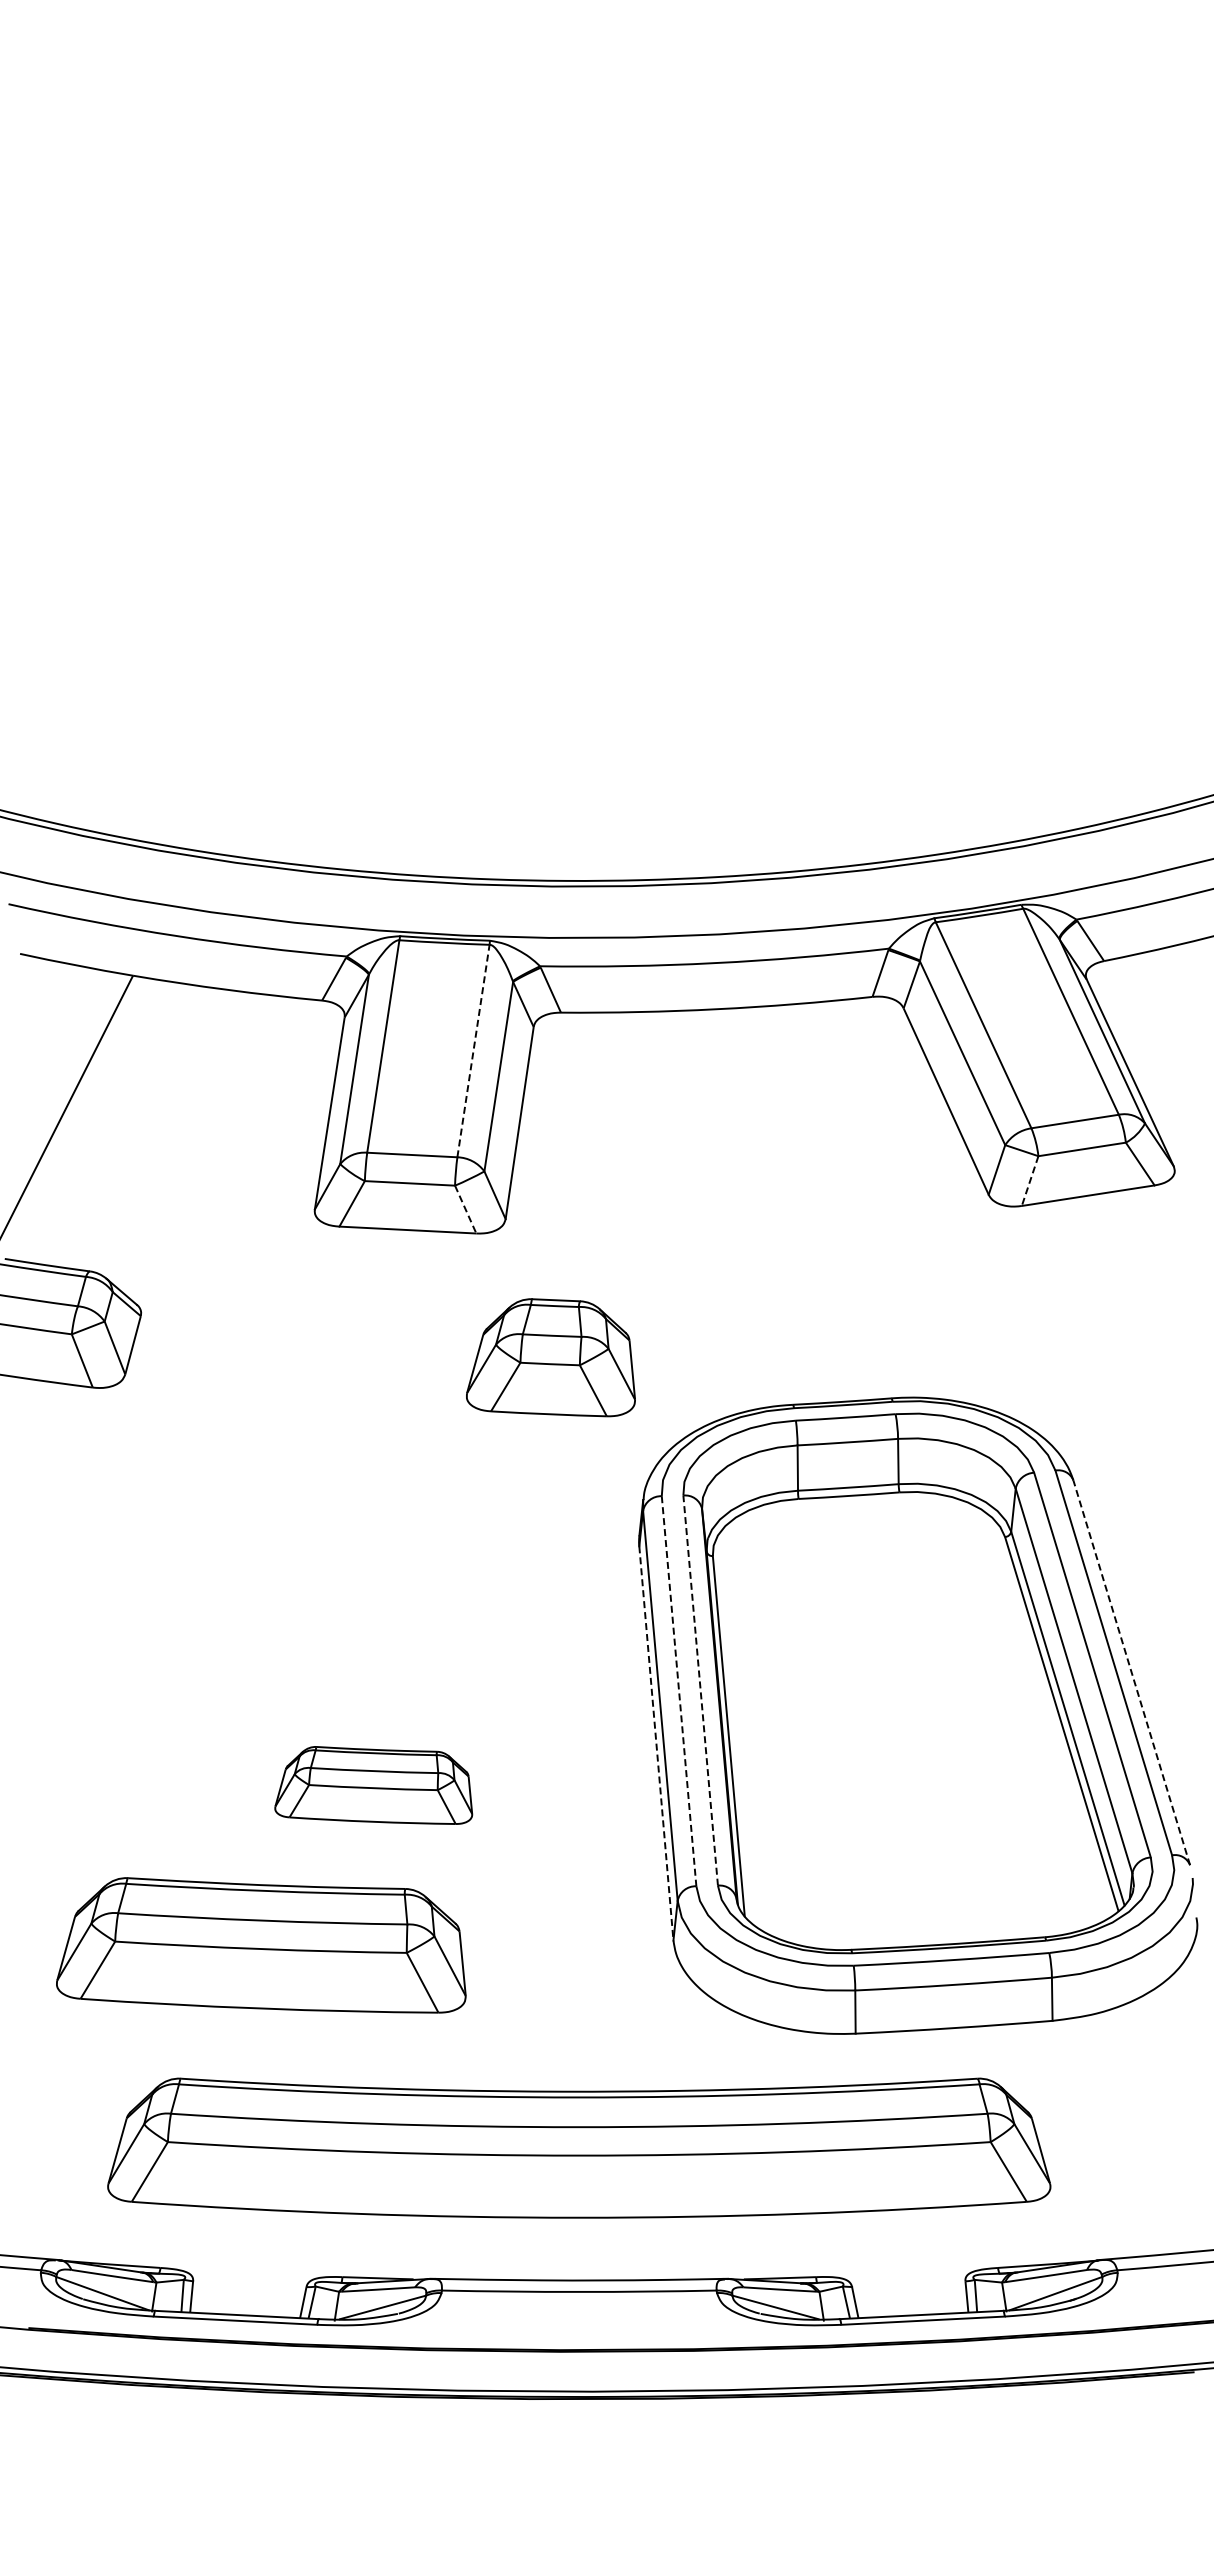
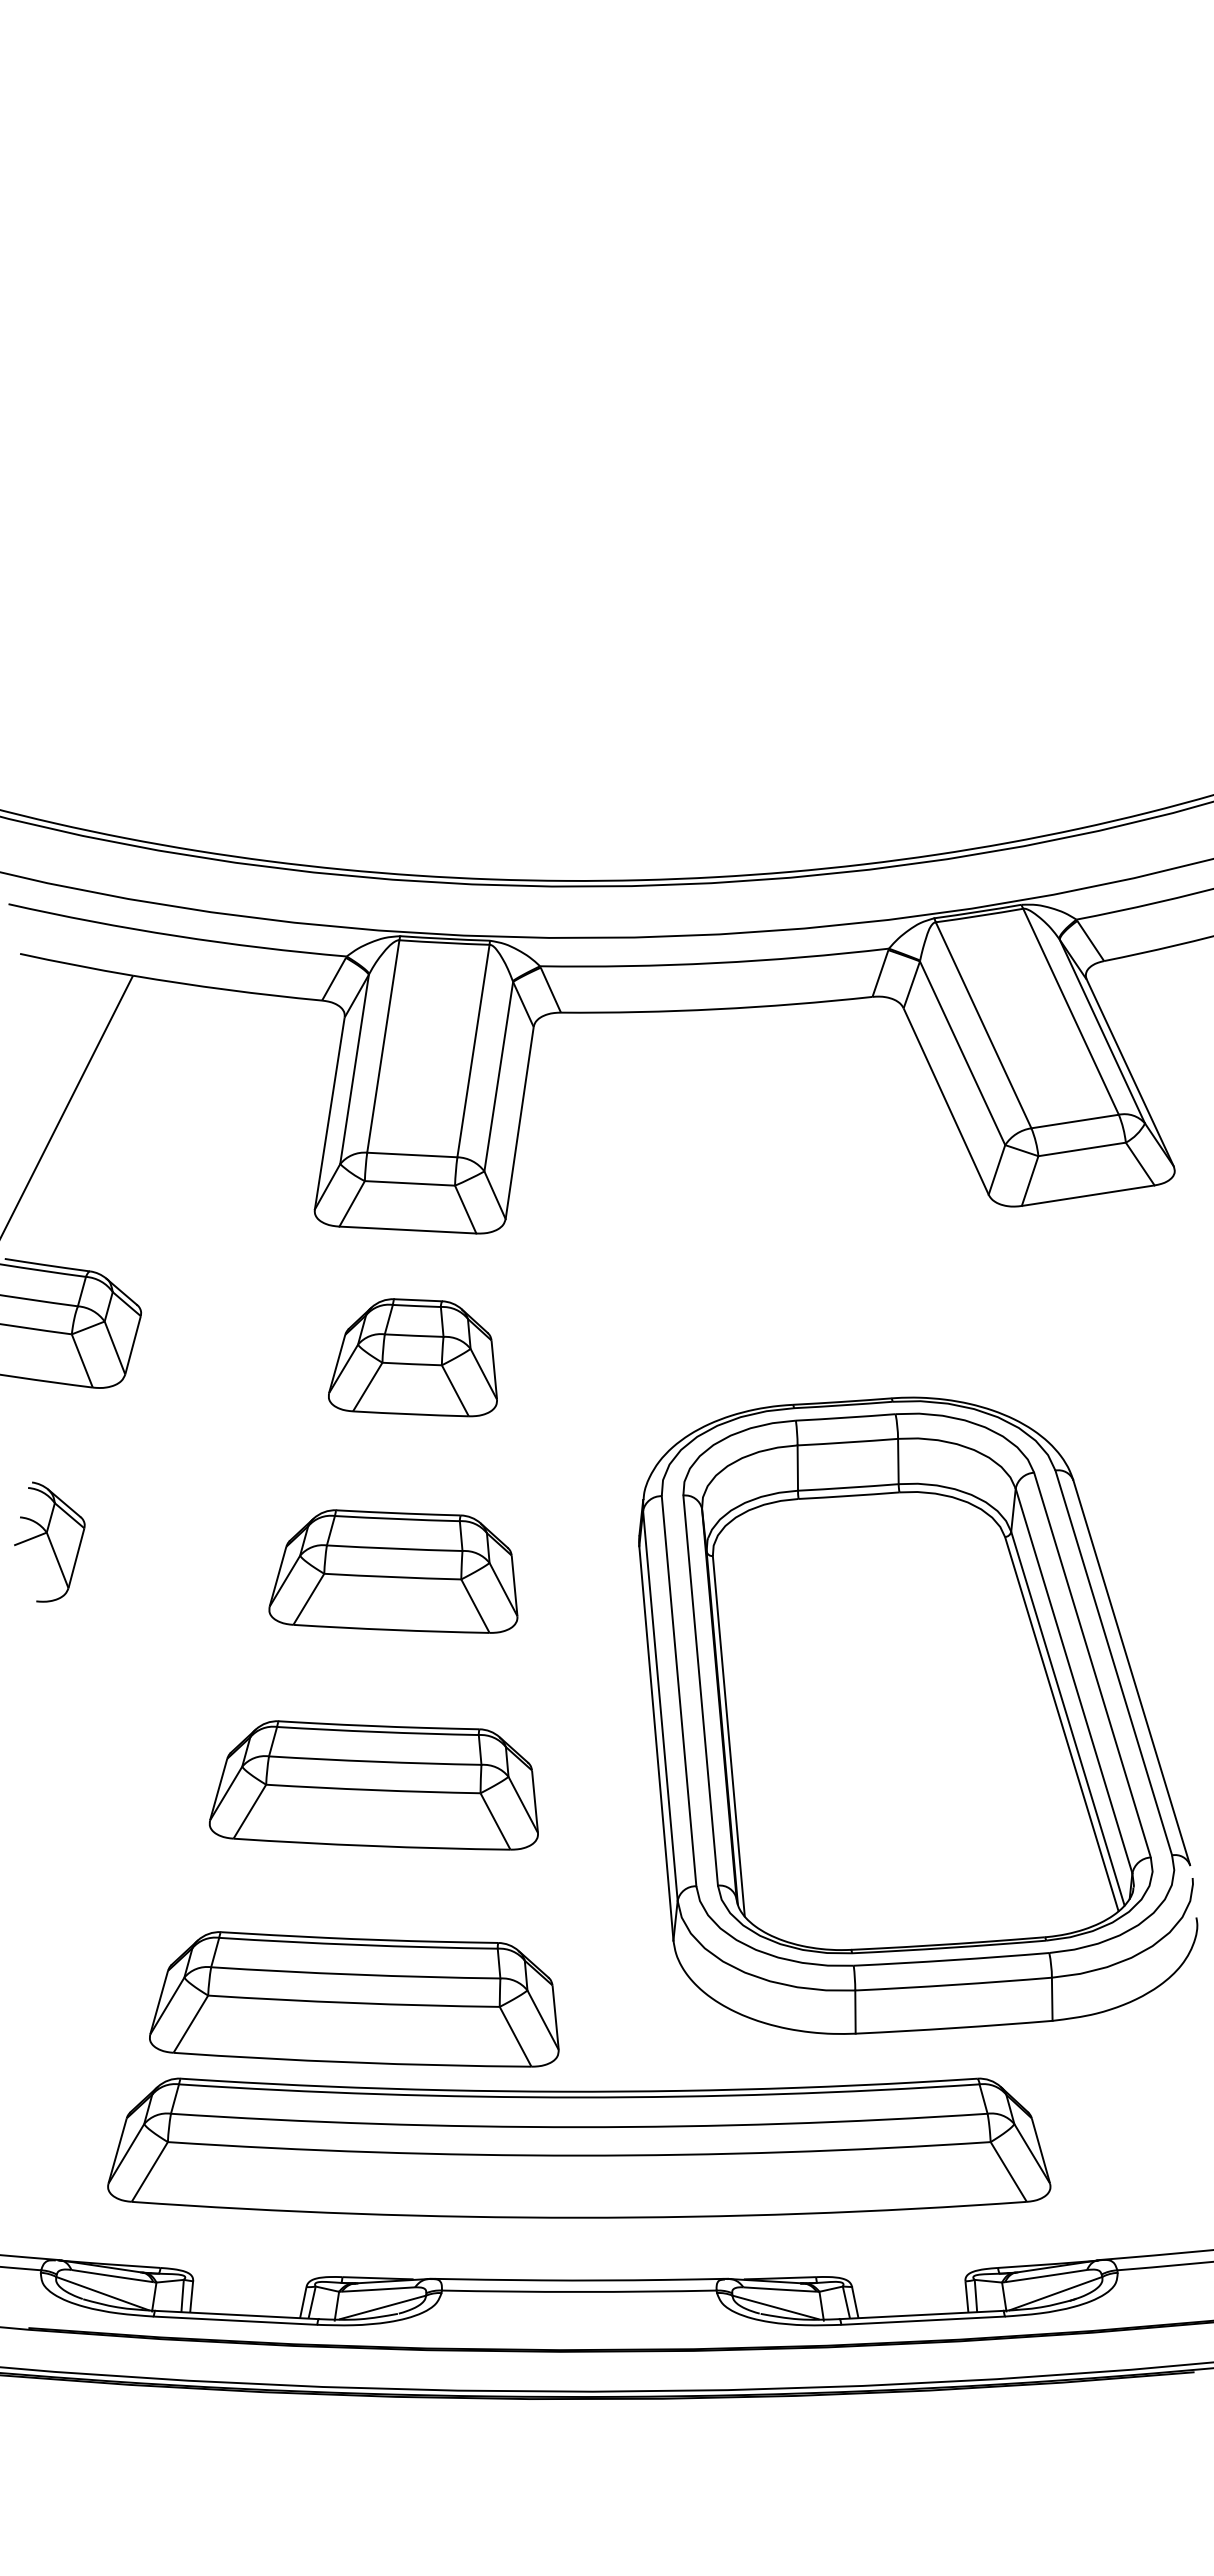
line: dashed -> solid (473, 1050)
line: dashed -> solid (1029, 1181)
line: dashed -> solid (465, 1210)
part position: (550, 1357) -> (412, 1357) (412, 1357)
part: none -> present (49, 1541)
part: none -> present (393, 1571)
line: dashed -> solid (1131, 1672)
line: dashed -> solid (700, 1690)
line: dashed -> solid (679, 1691)
line: dashed -> solid (656, 1743)
part size: 200x79 px -> 331x131 px (373, 1785)
part position: (261, 1945) -> (354, 1999) (354, 1999)
